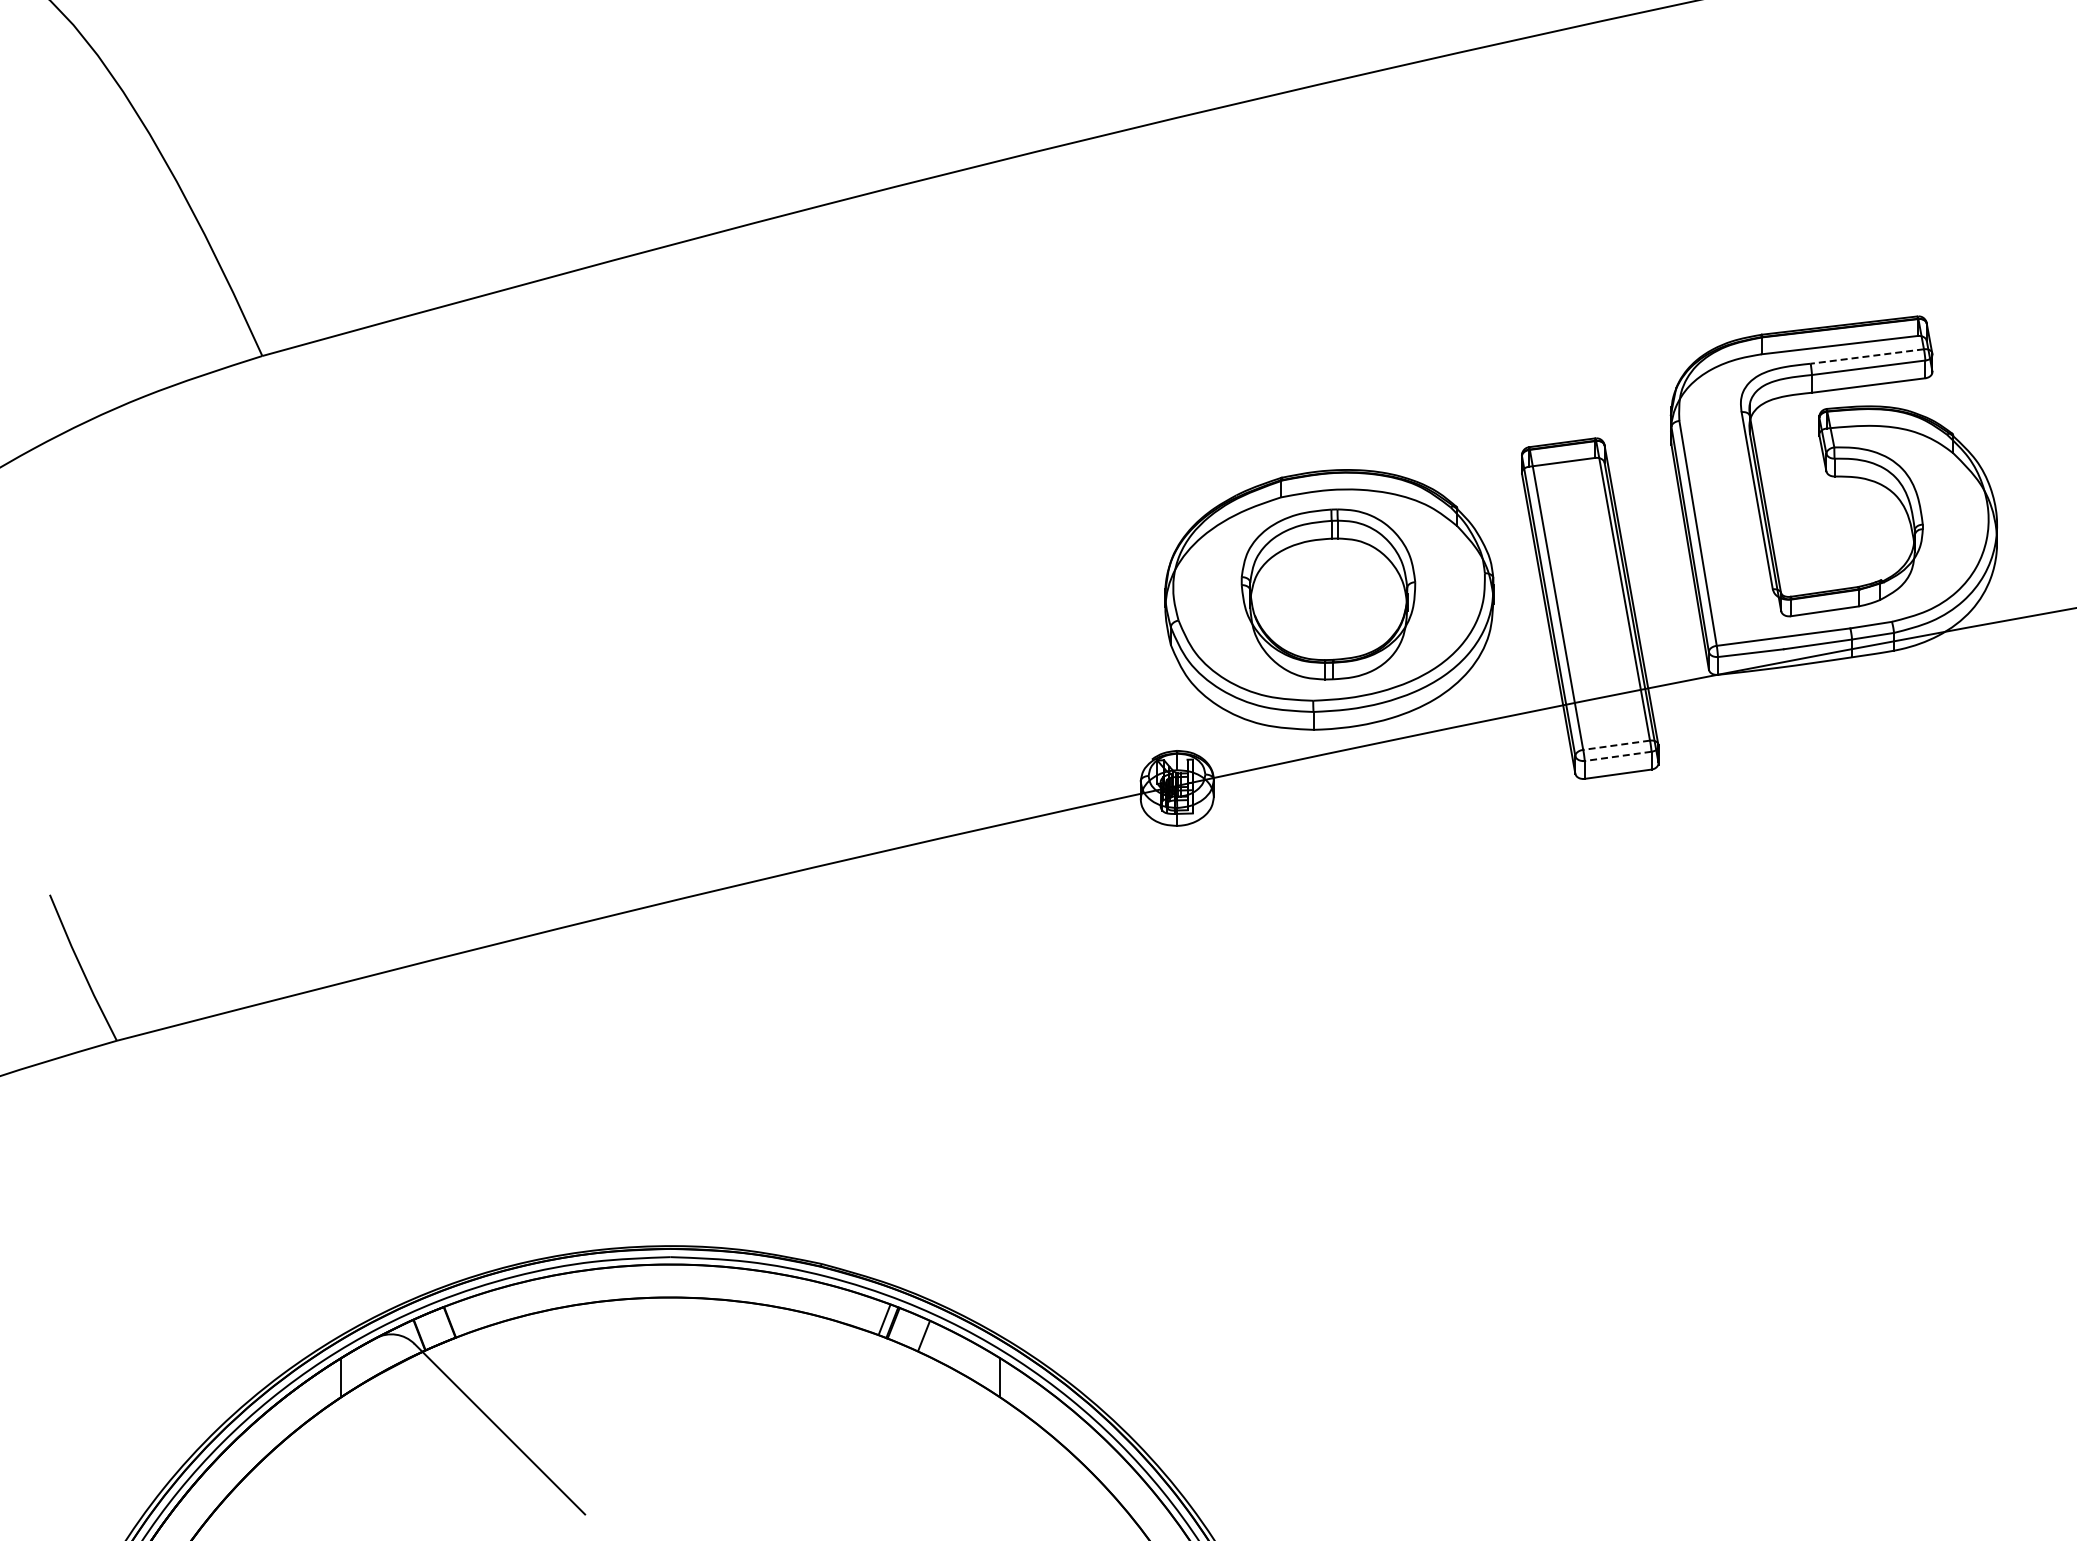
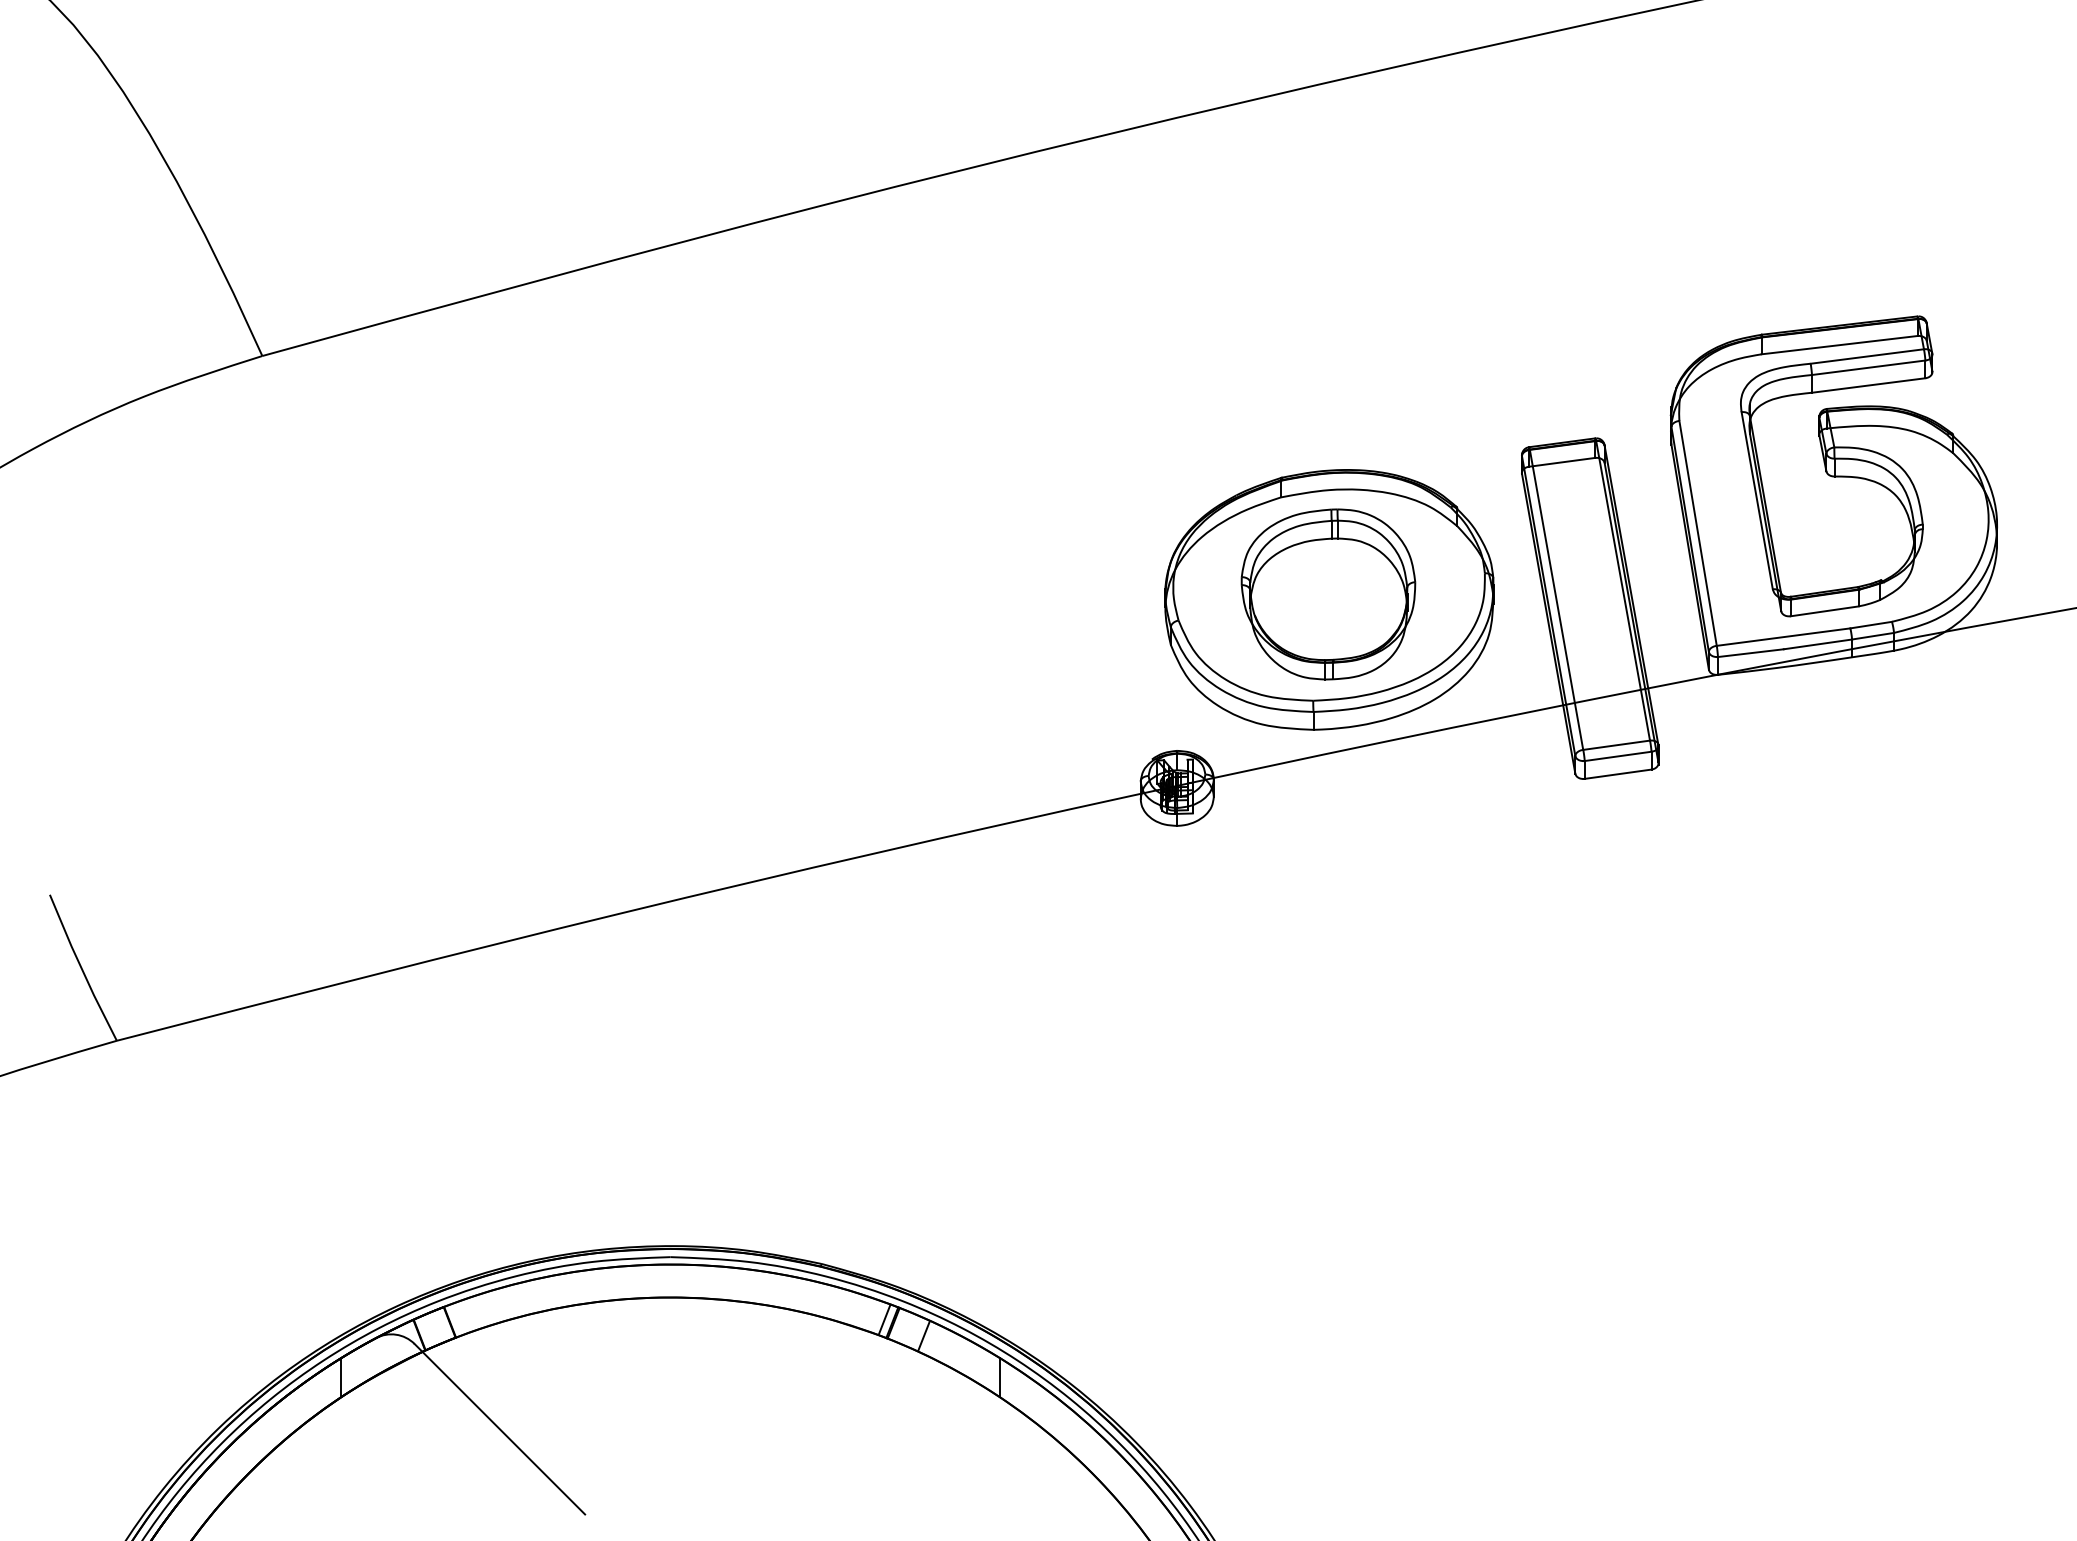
line: dashed -> solid (1866, 356)
line: dashed -> solid (1616, 745)
line: dashed -> solid (1618, 756)
